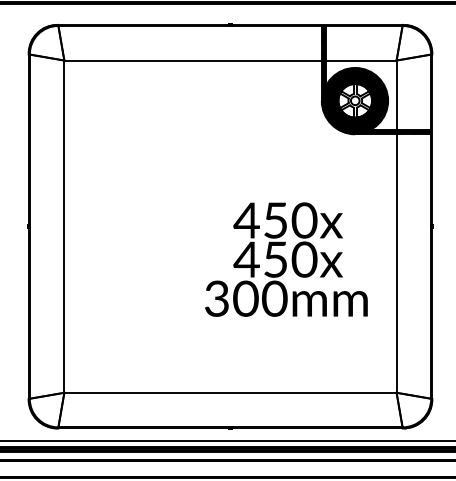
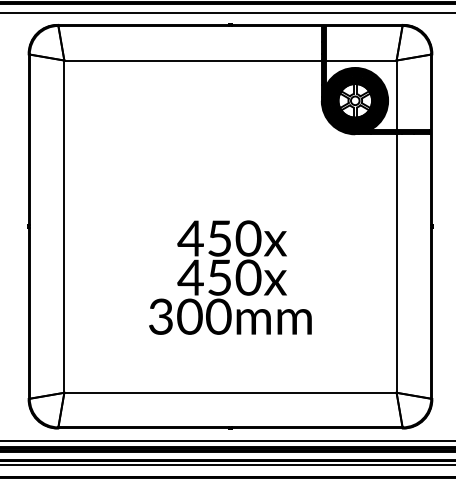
line: none -> present (227, 13)
text position: (286, 259) -> (230, 277) (230, 277)
line: none -> present (227, 465)
